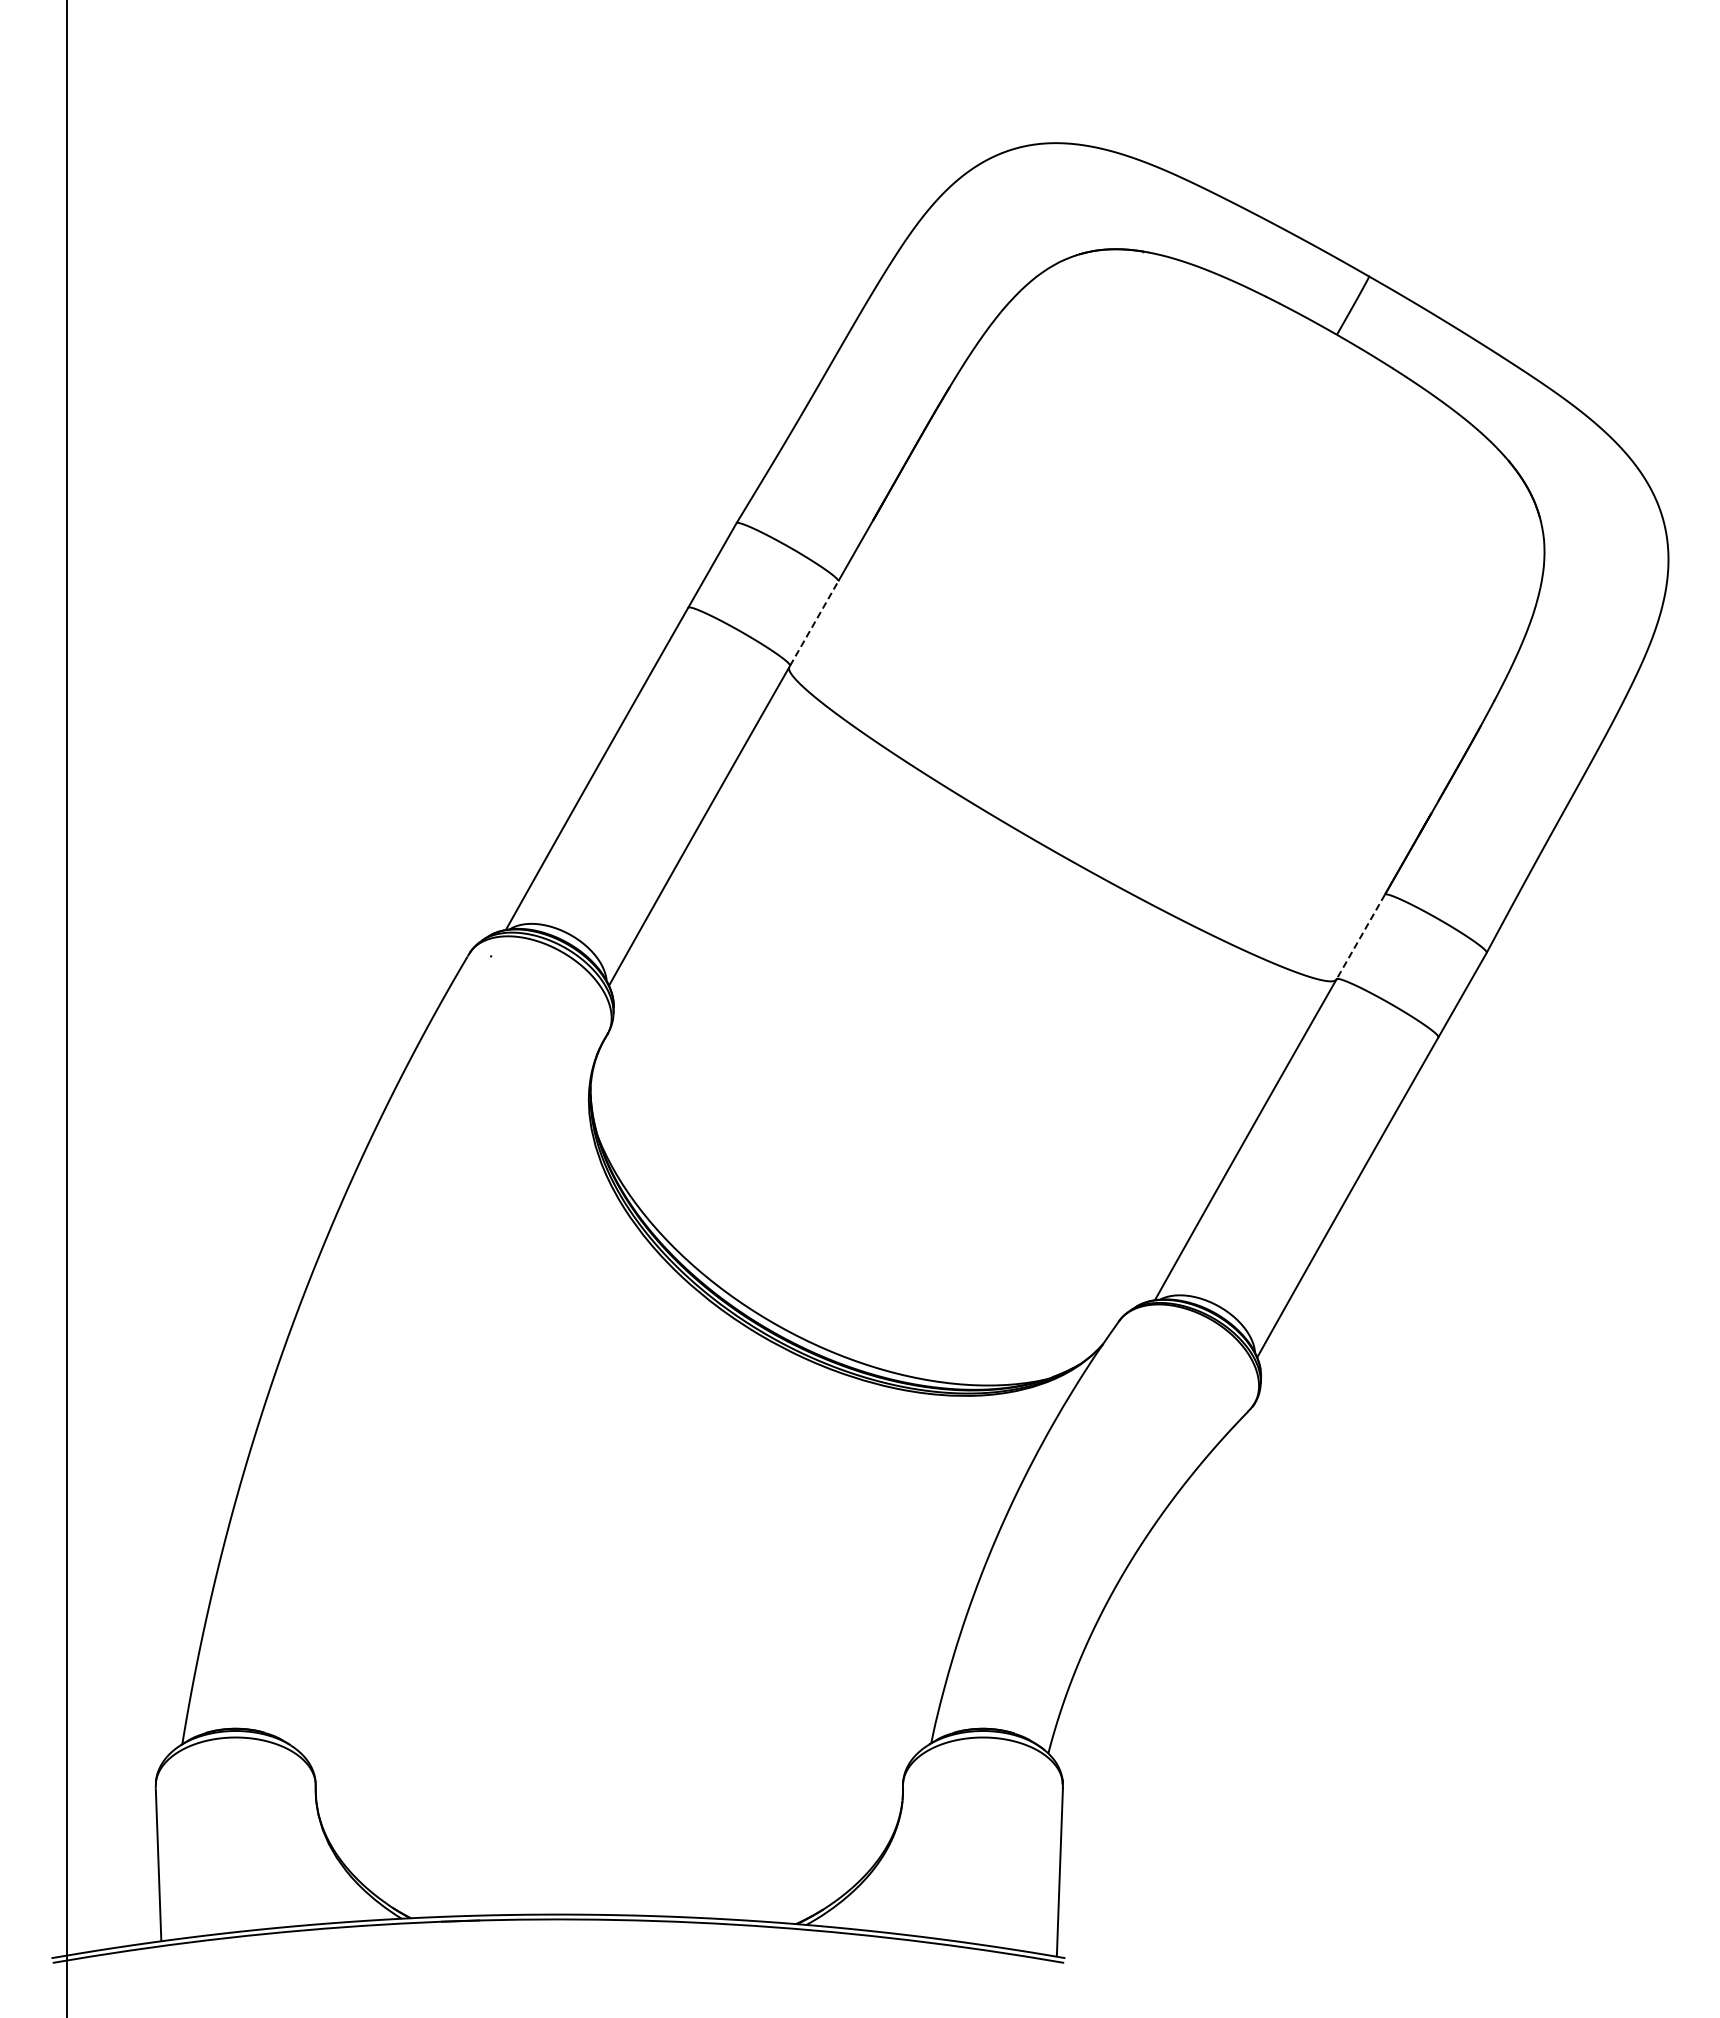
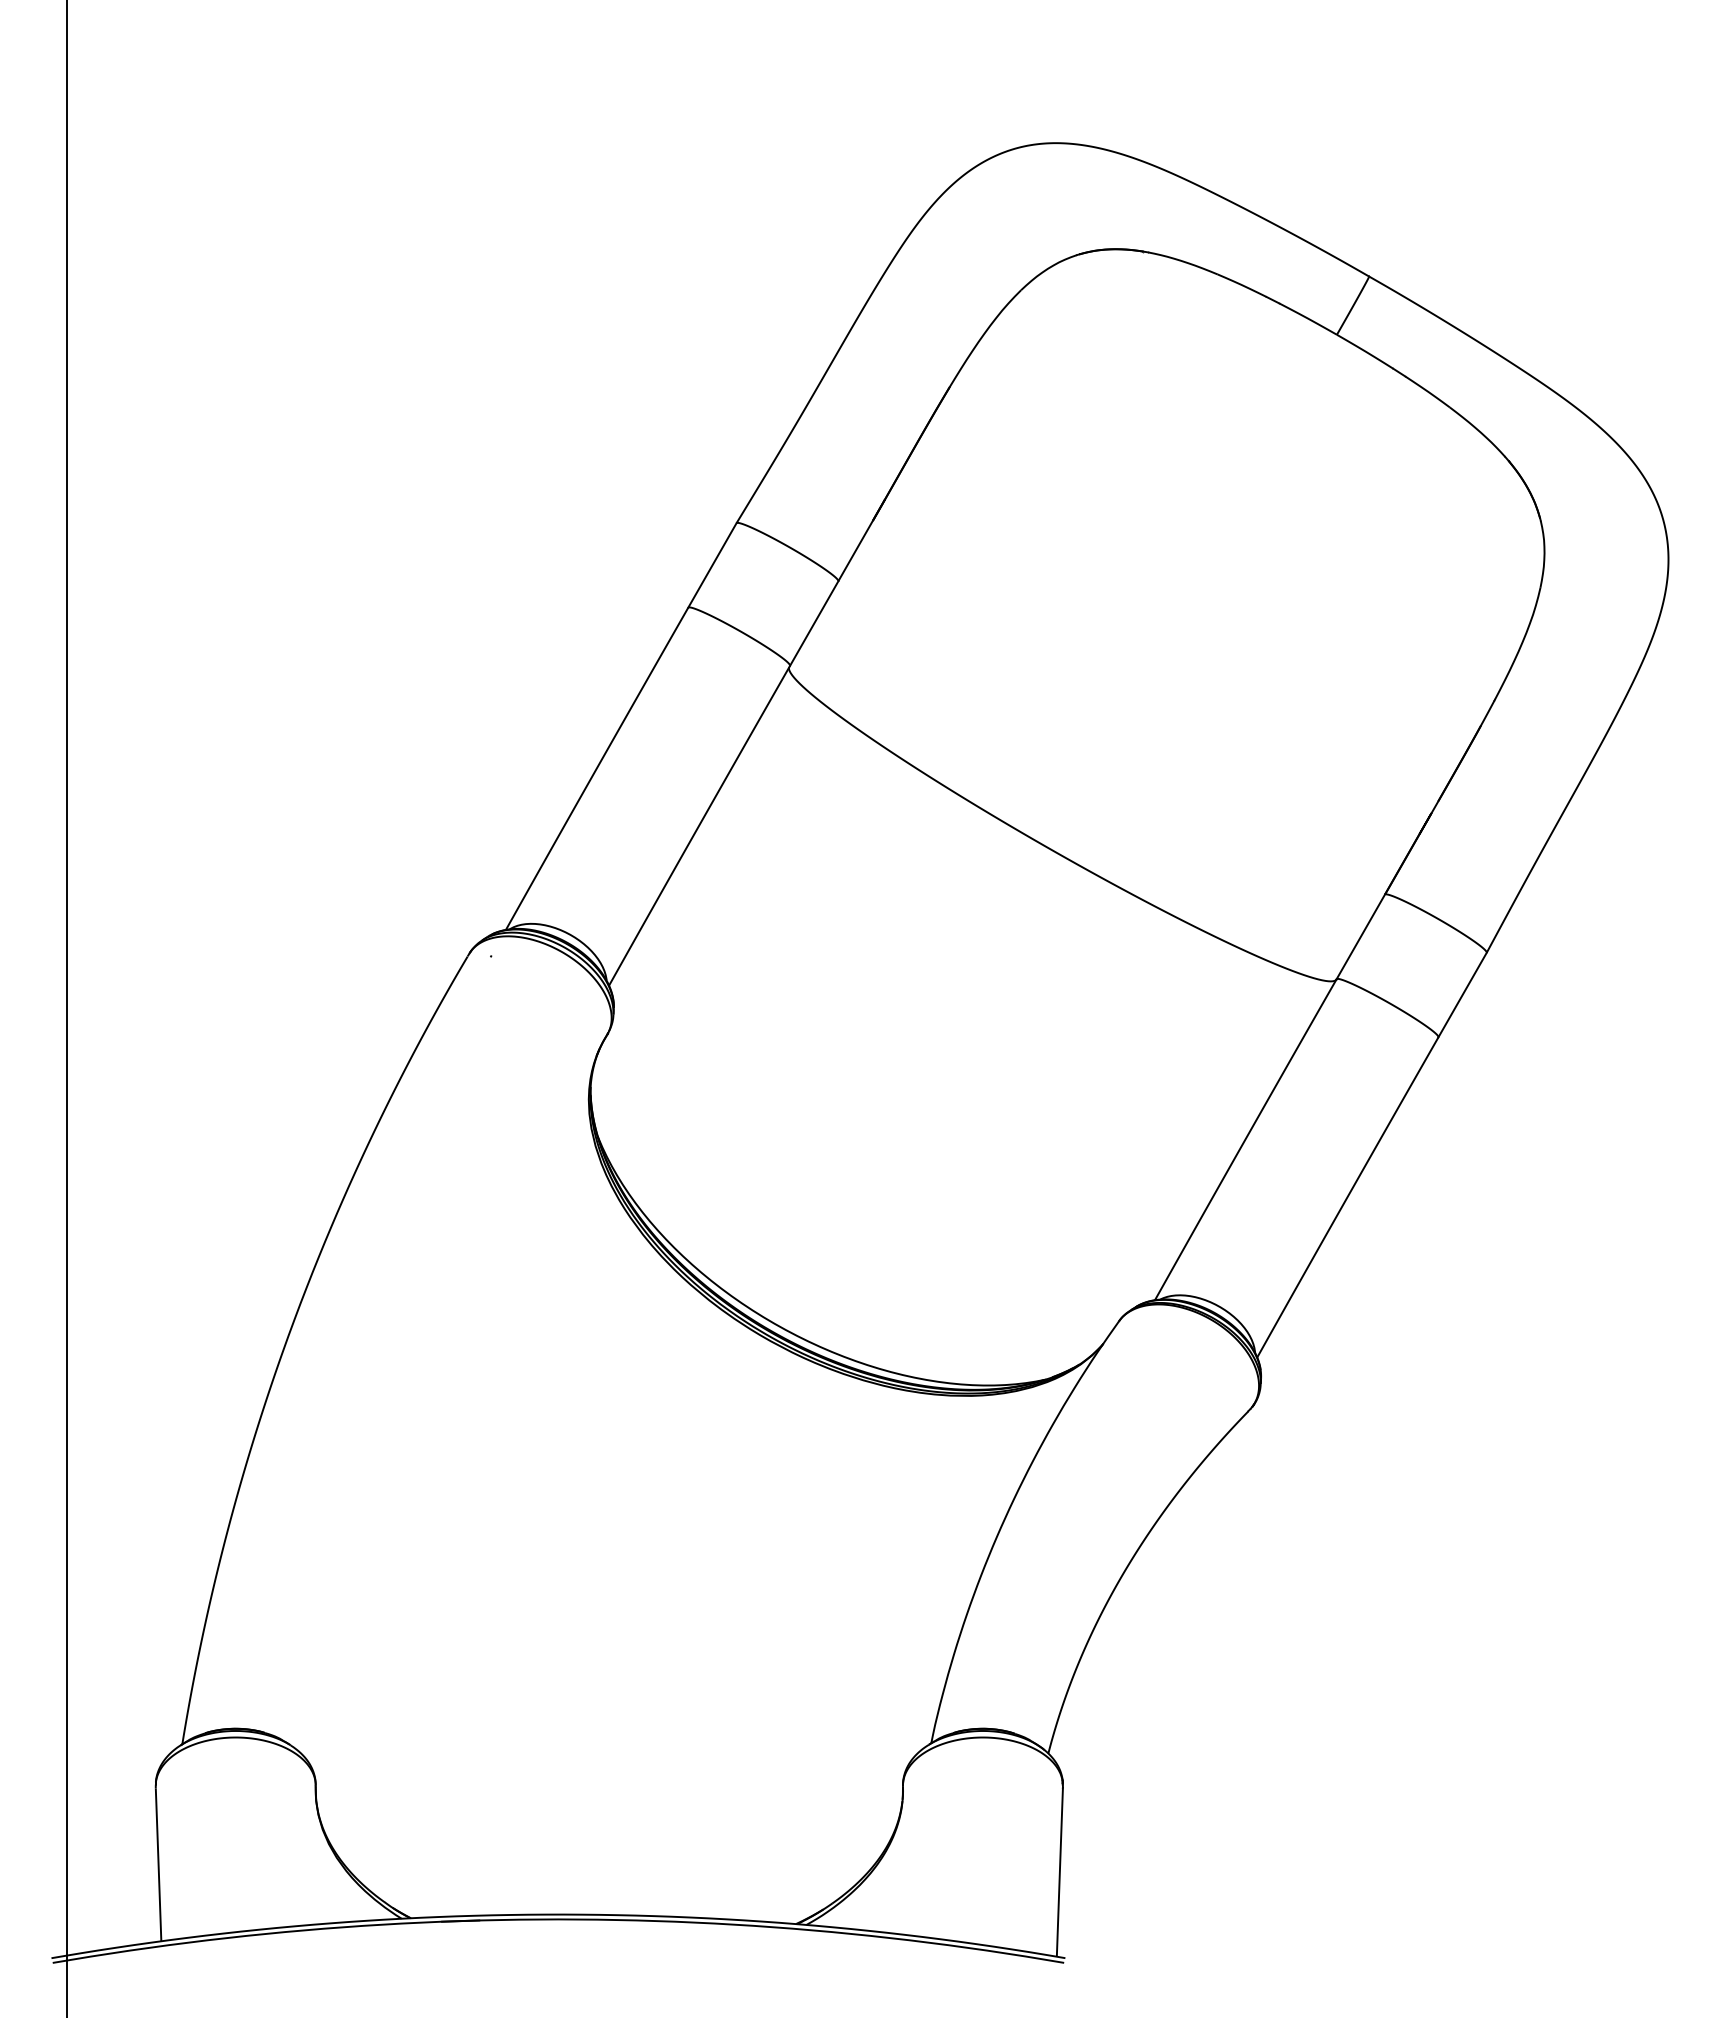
line: dashed -> solid (814, 623)
line: dashed -> solid (1360, 936)
